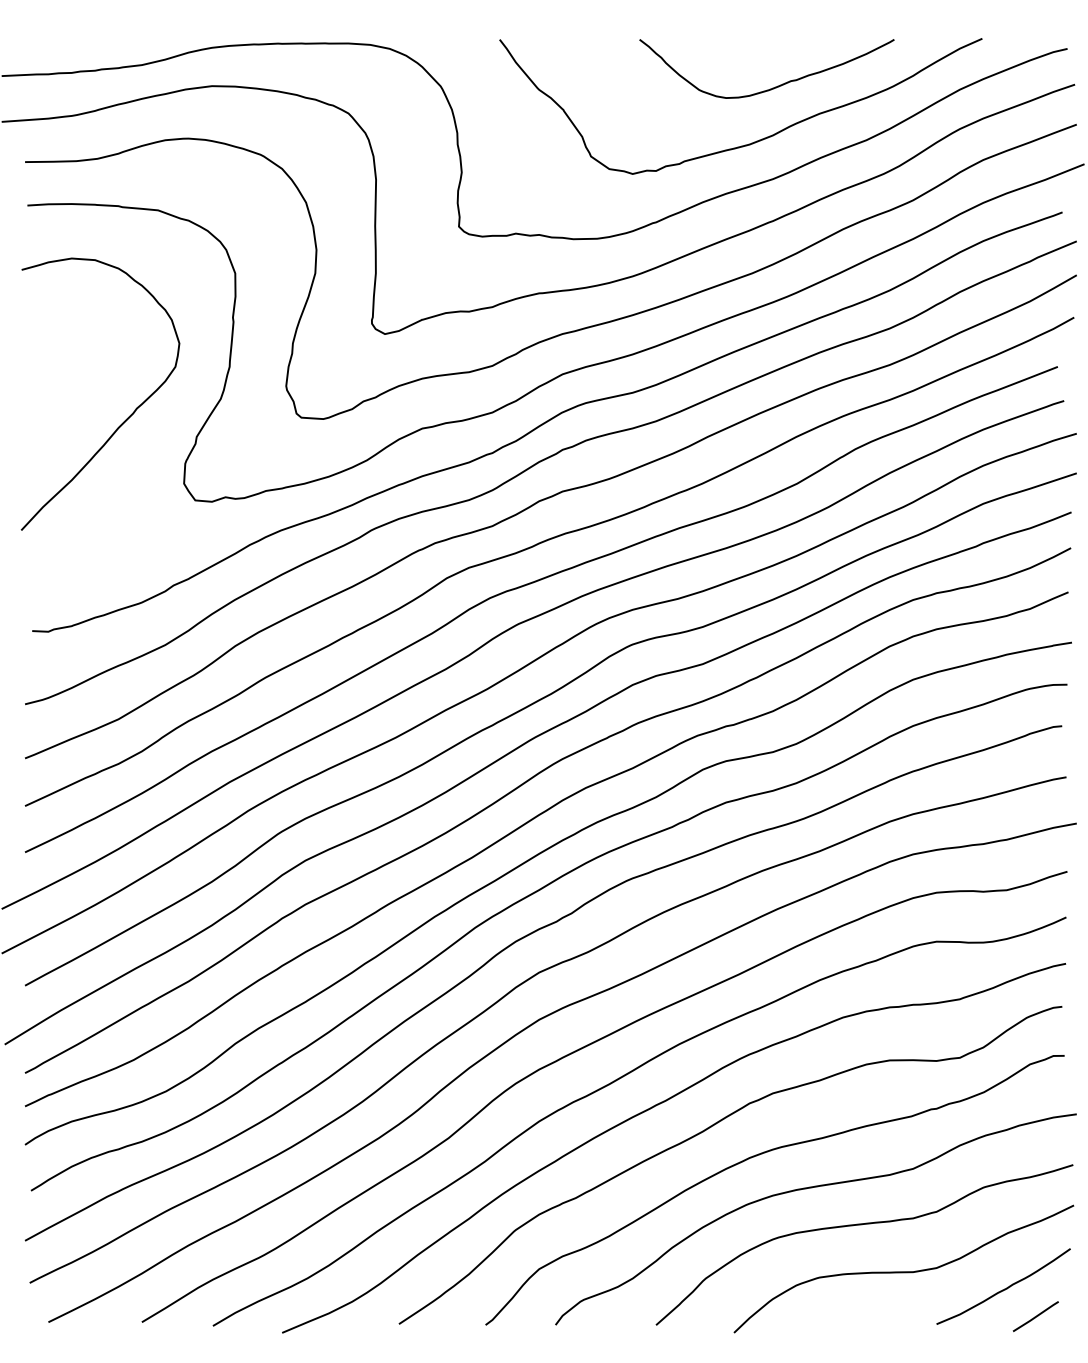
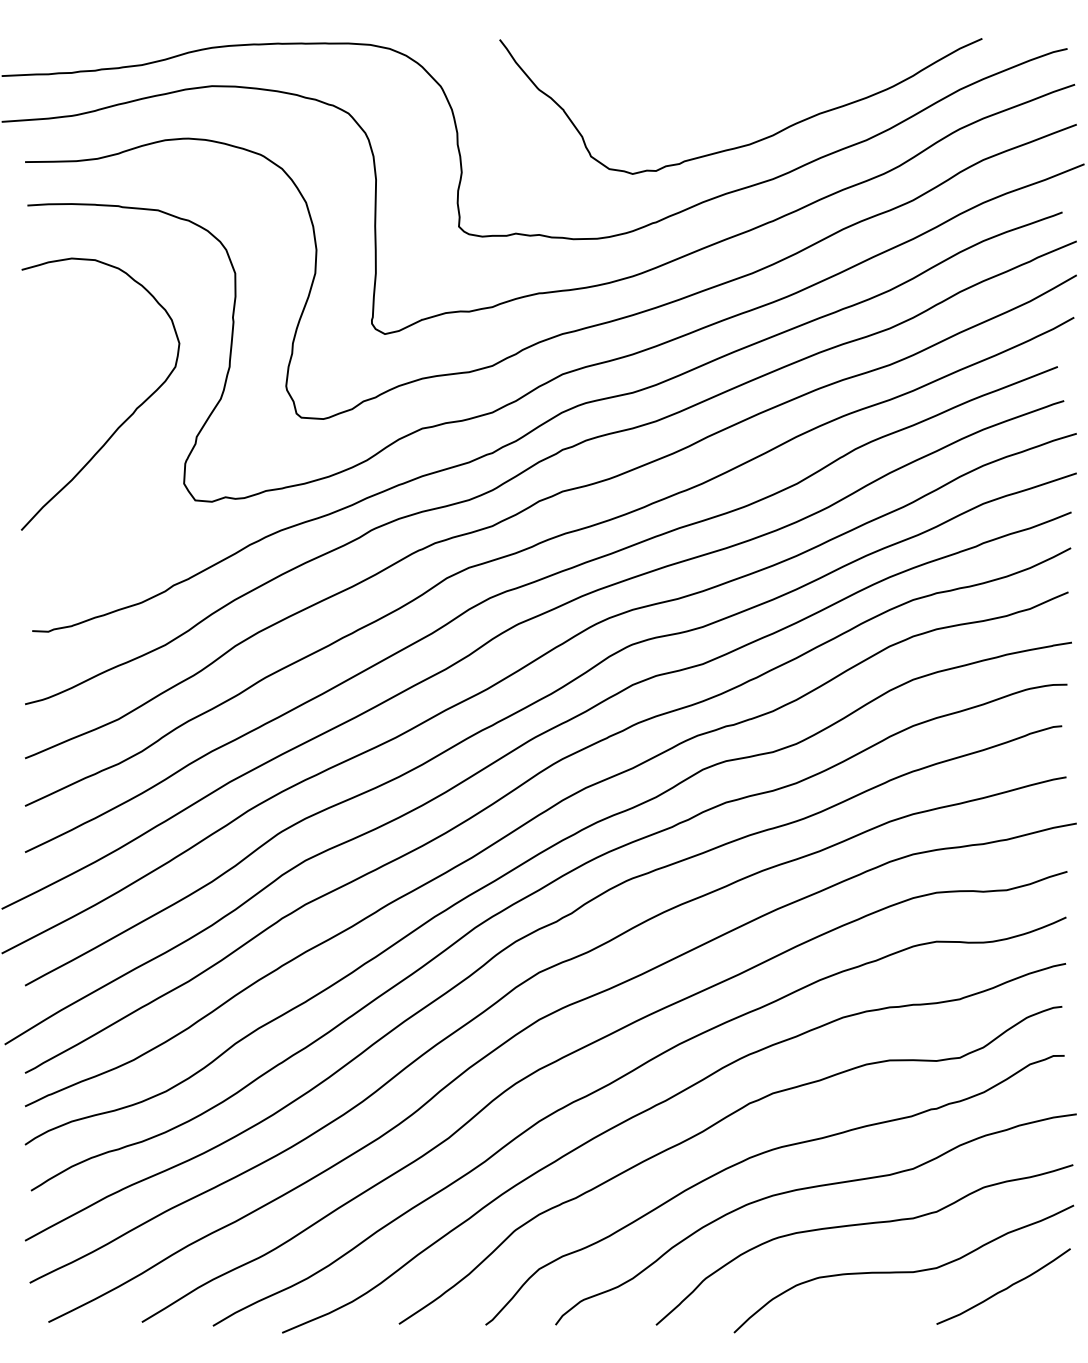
curve: present -> none (772, 87)
line: present -> none (1035, 1316)
